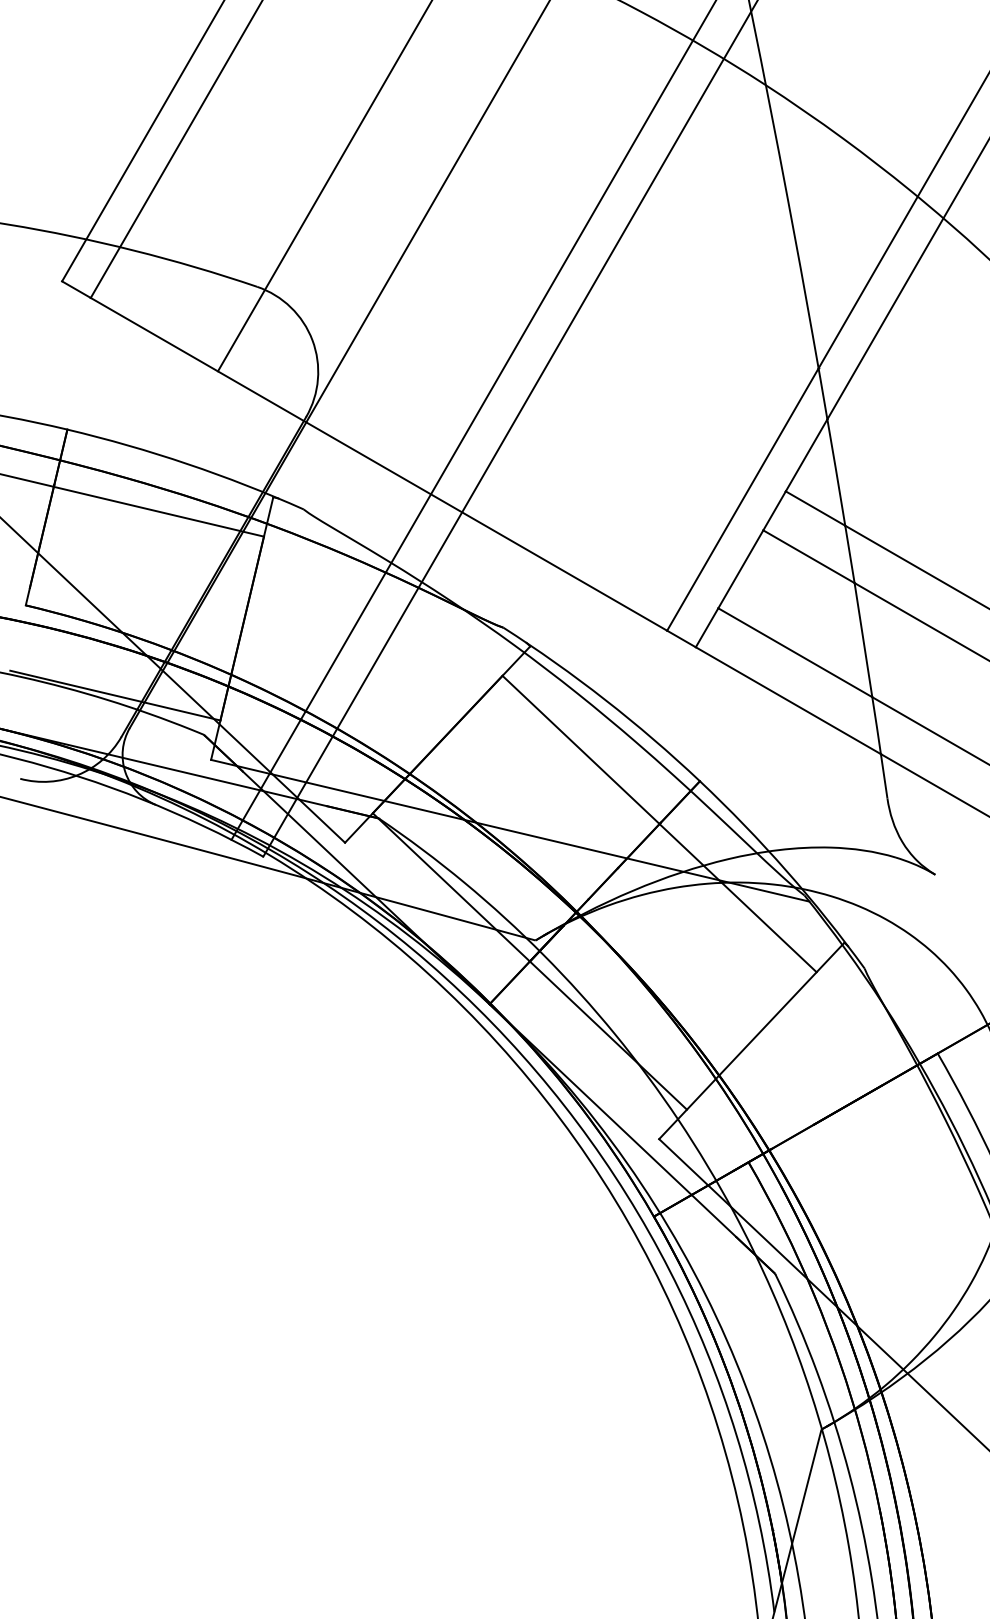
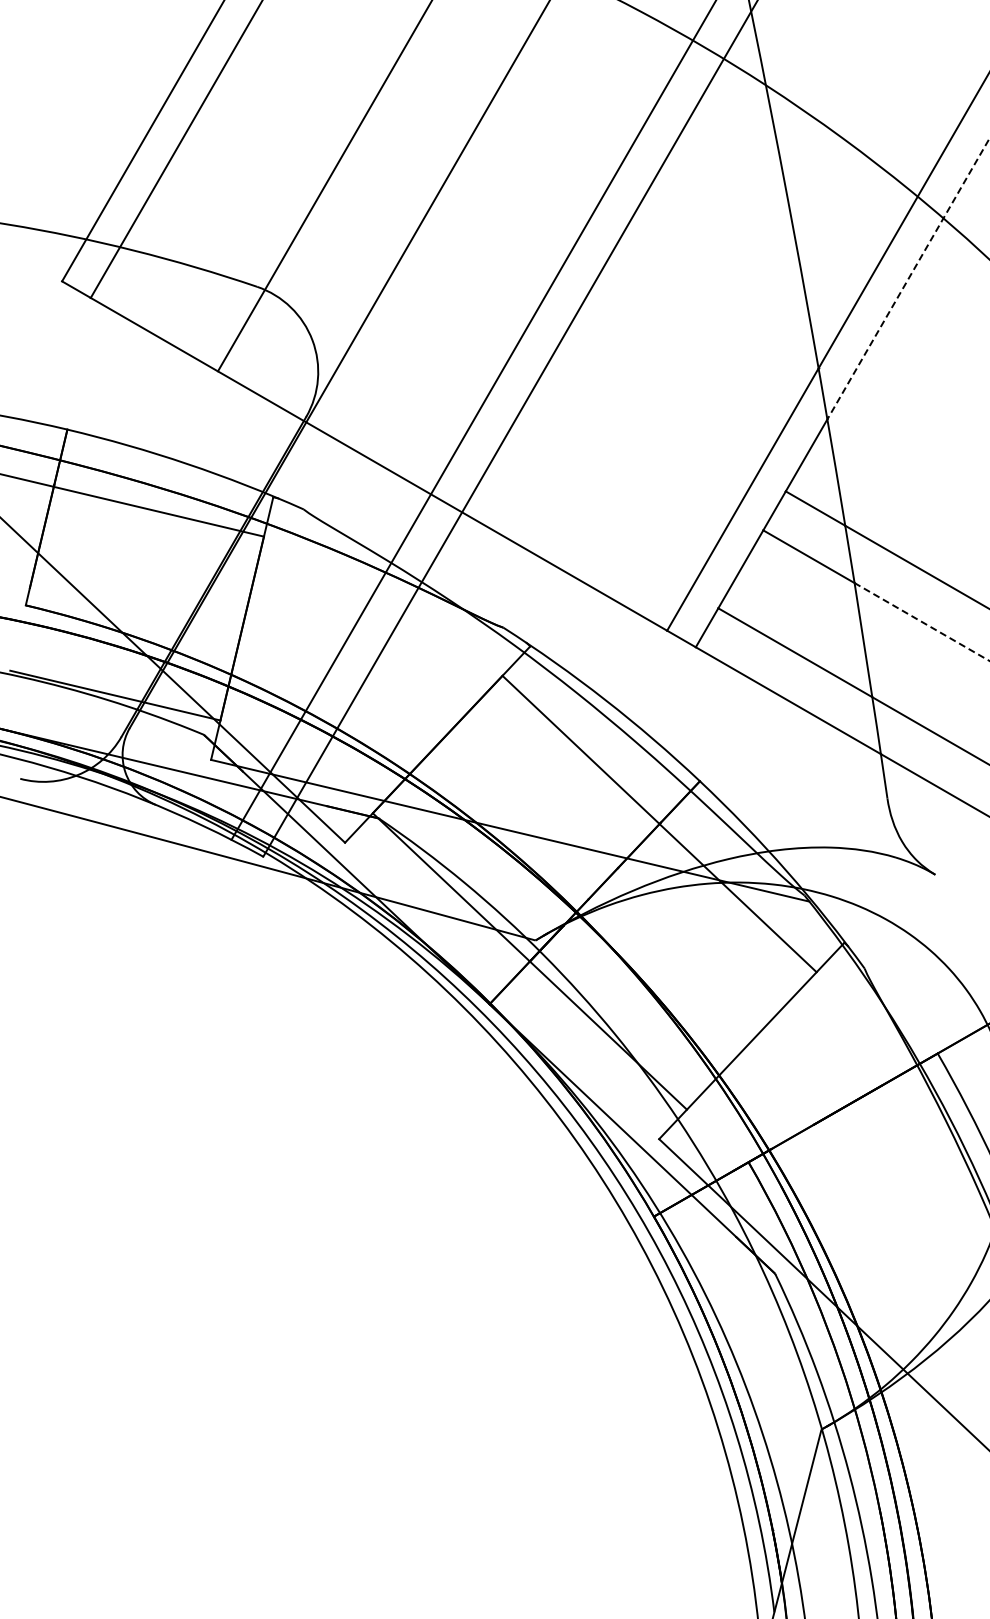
line: solid -> dashed (908, 279)
line: solid -> dashed (922, 622)
